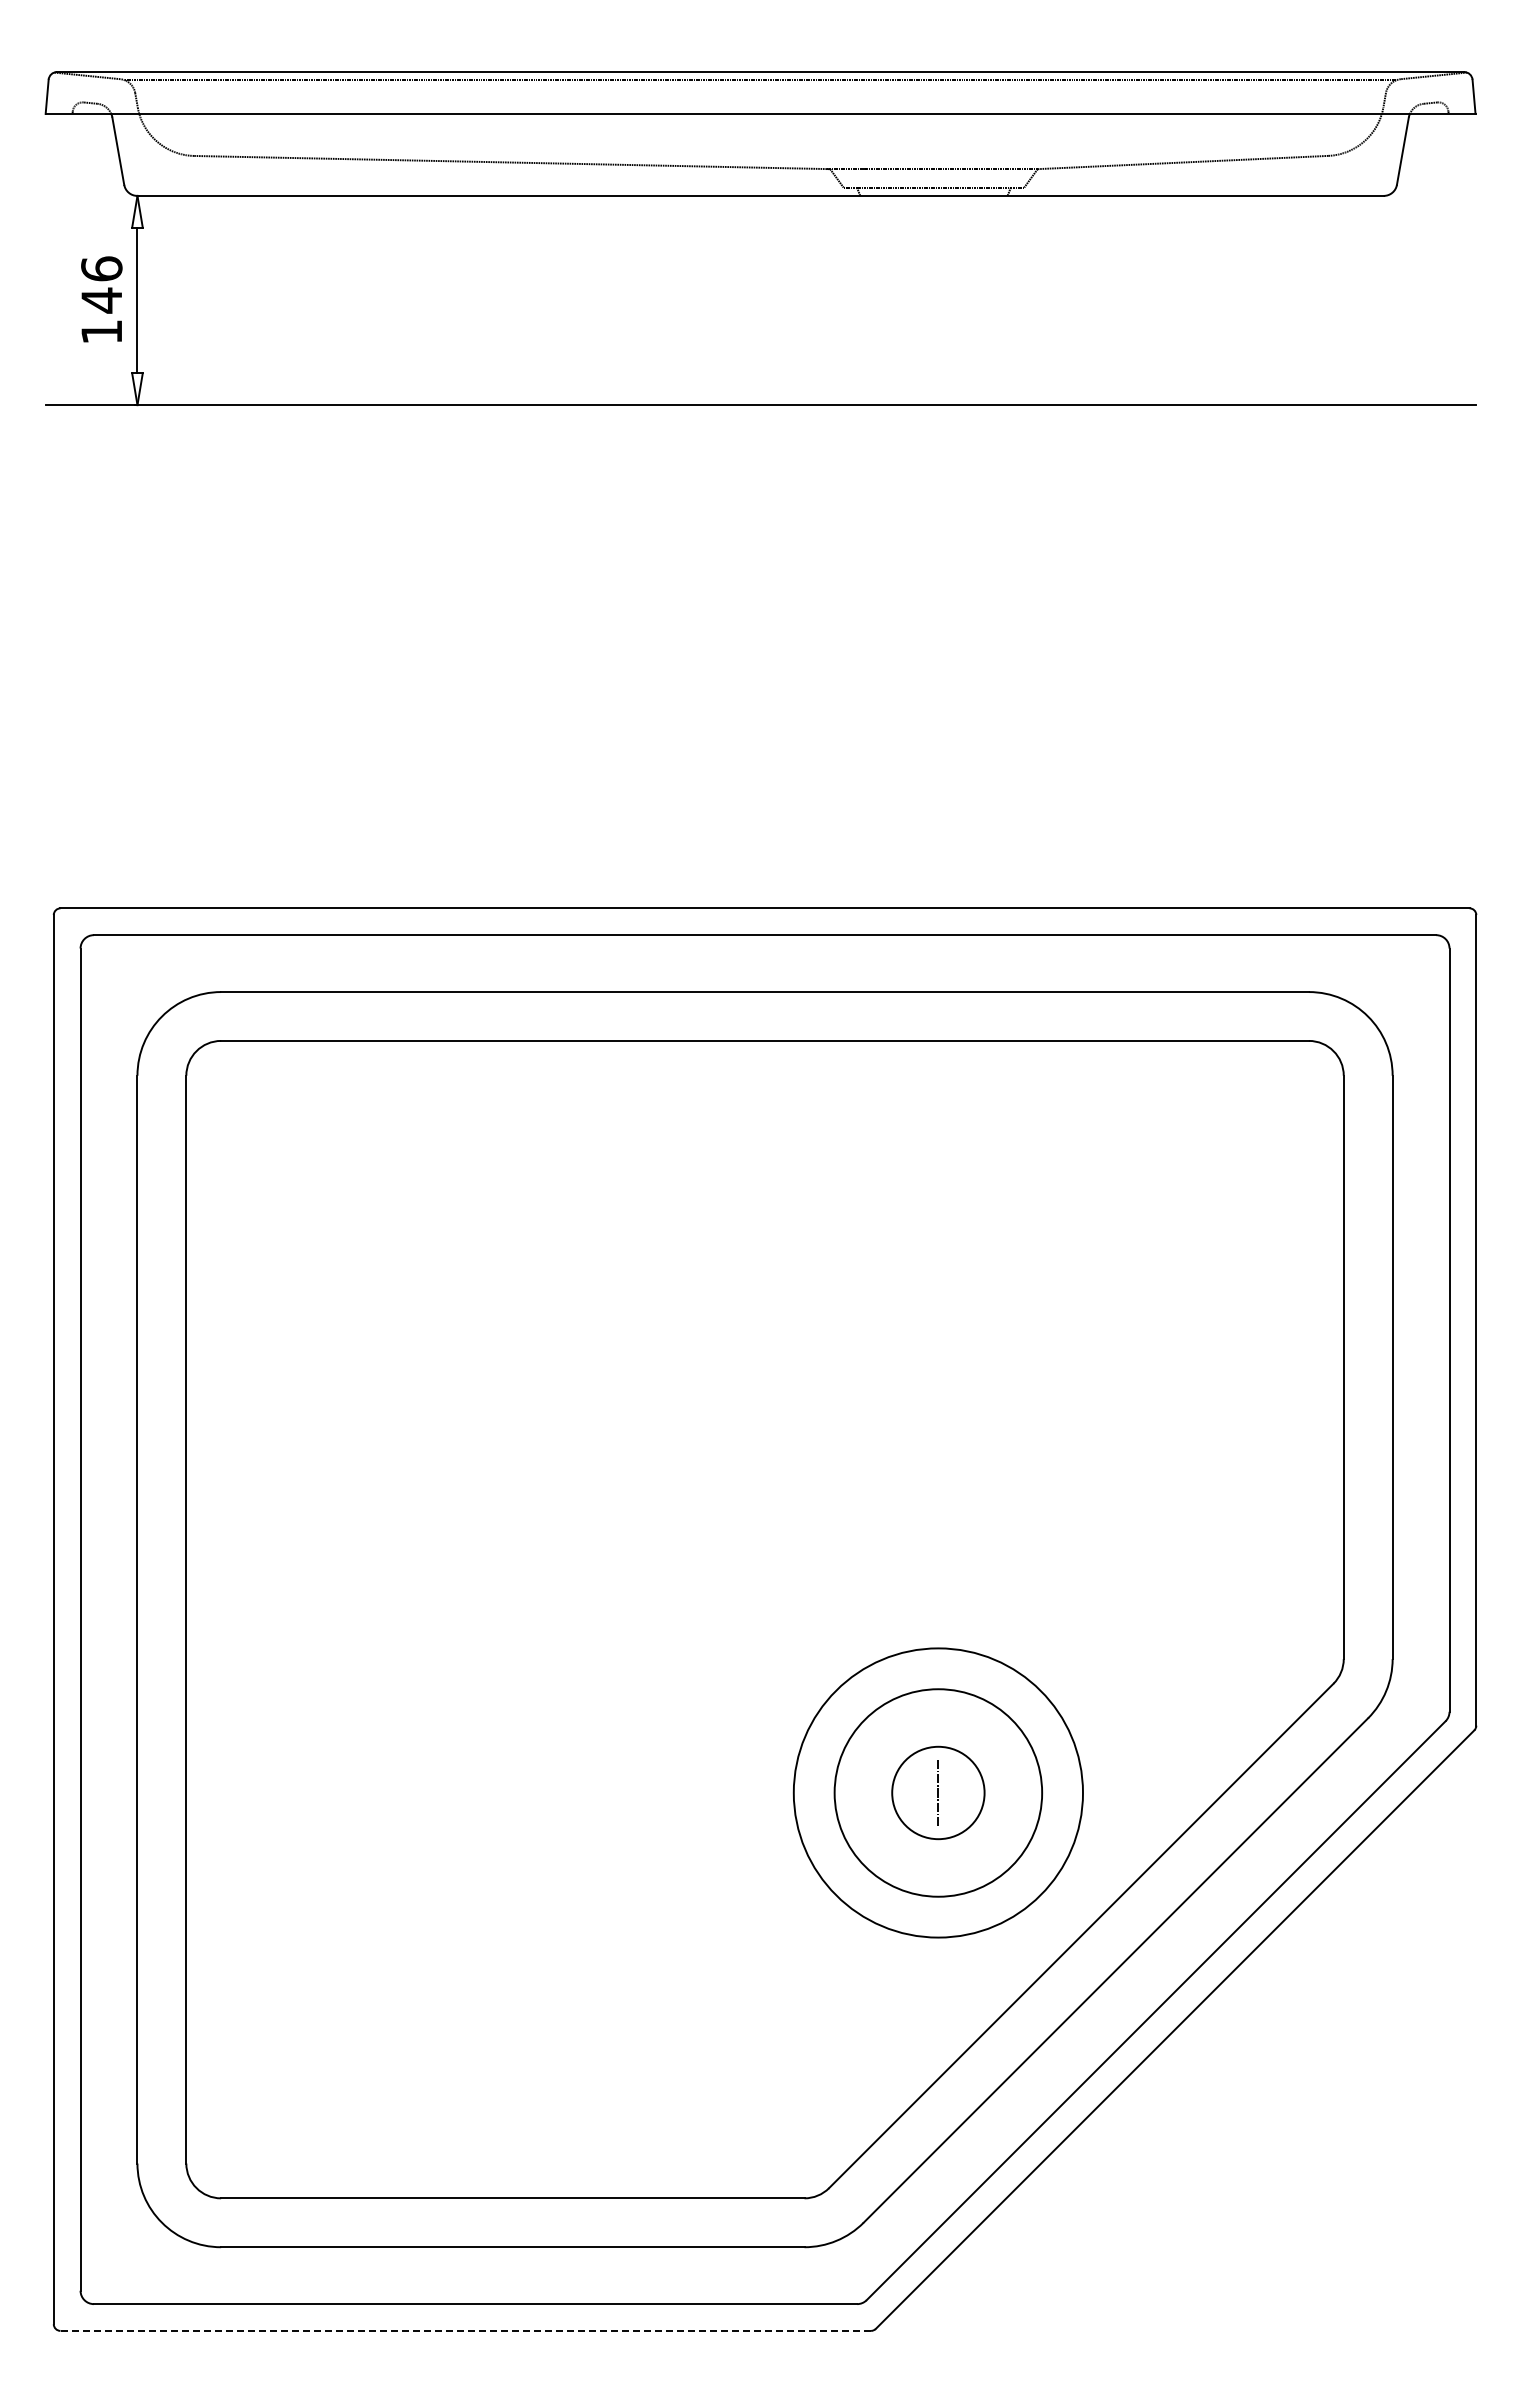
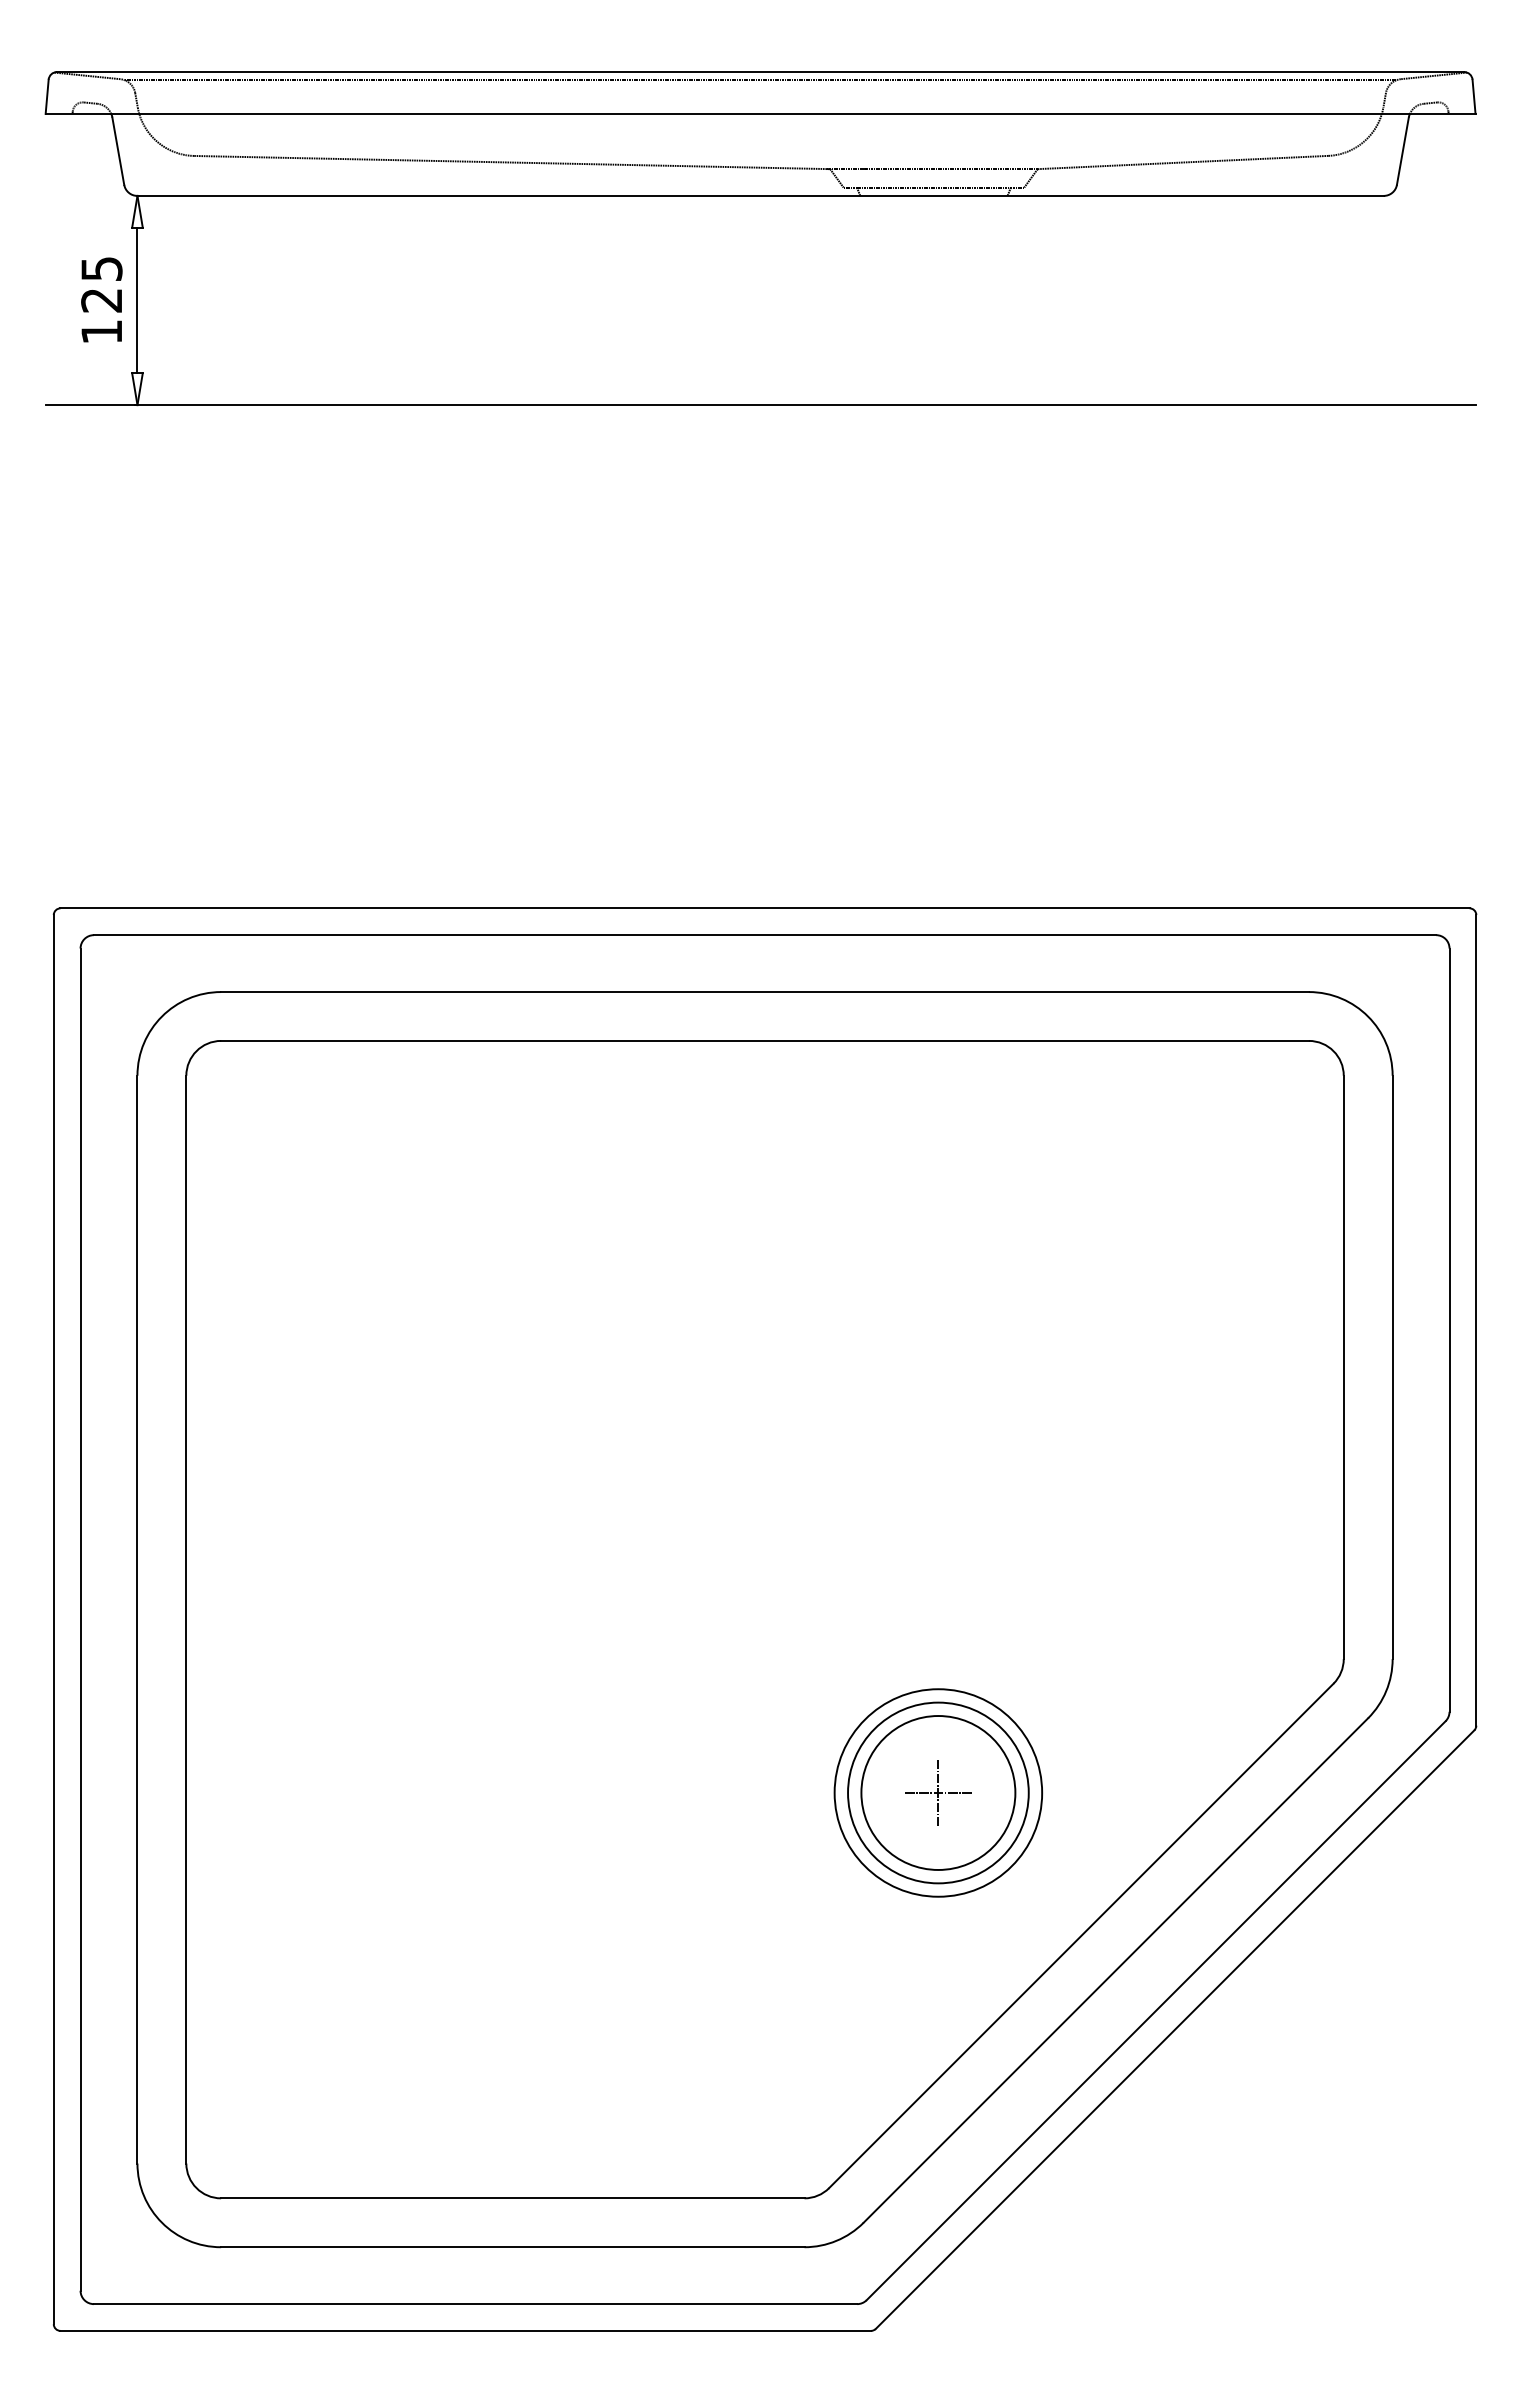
text: 146 -> 125 (101, 284)
line: none -> present (937, 1792)
circle diameter: 289 px -> 181 px (938, 1792)
circle diameter: 92 px -> 154 px (938, 1792)
line: dashed -> solid (465, 2330)
